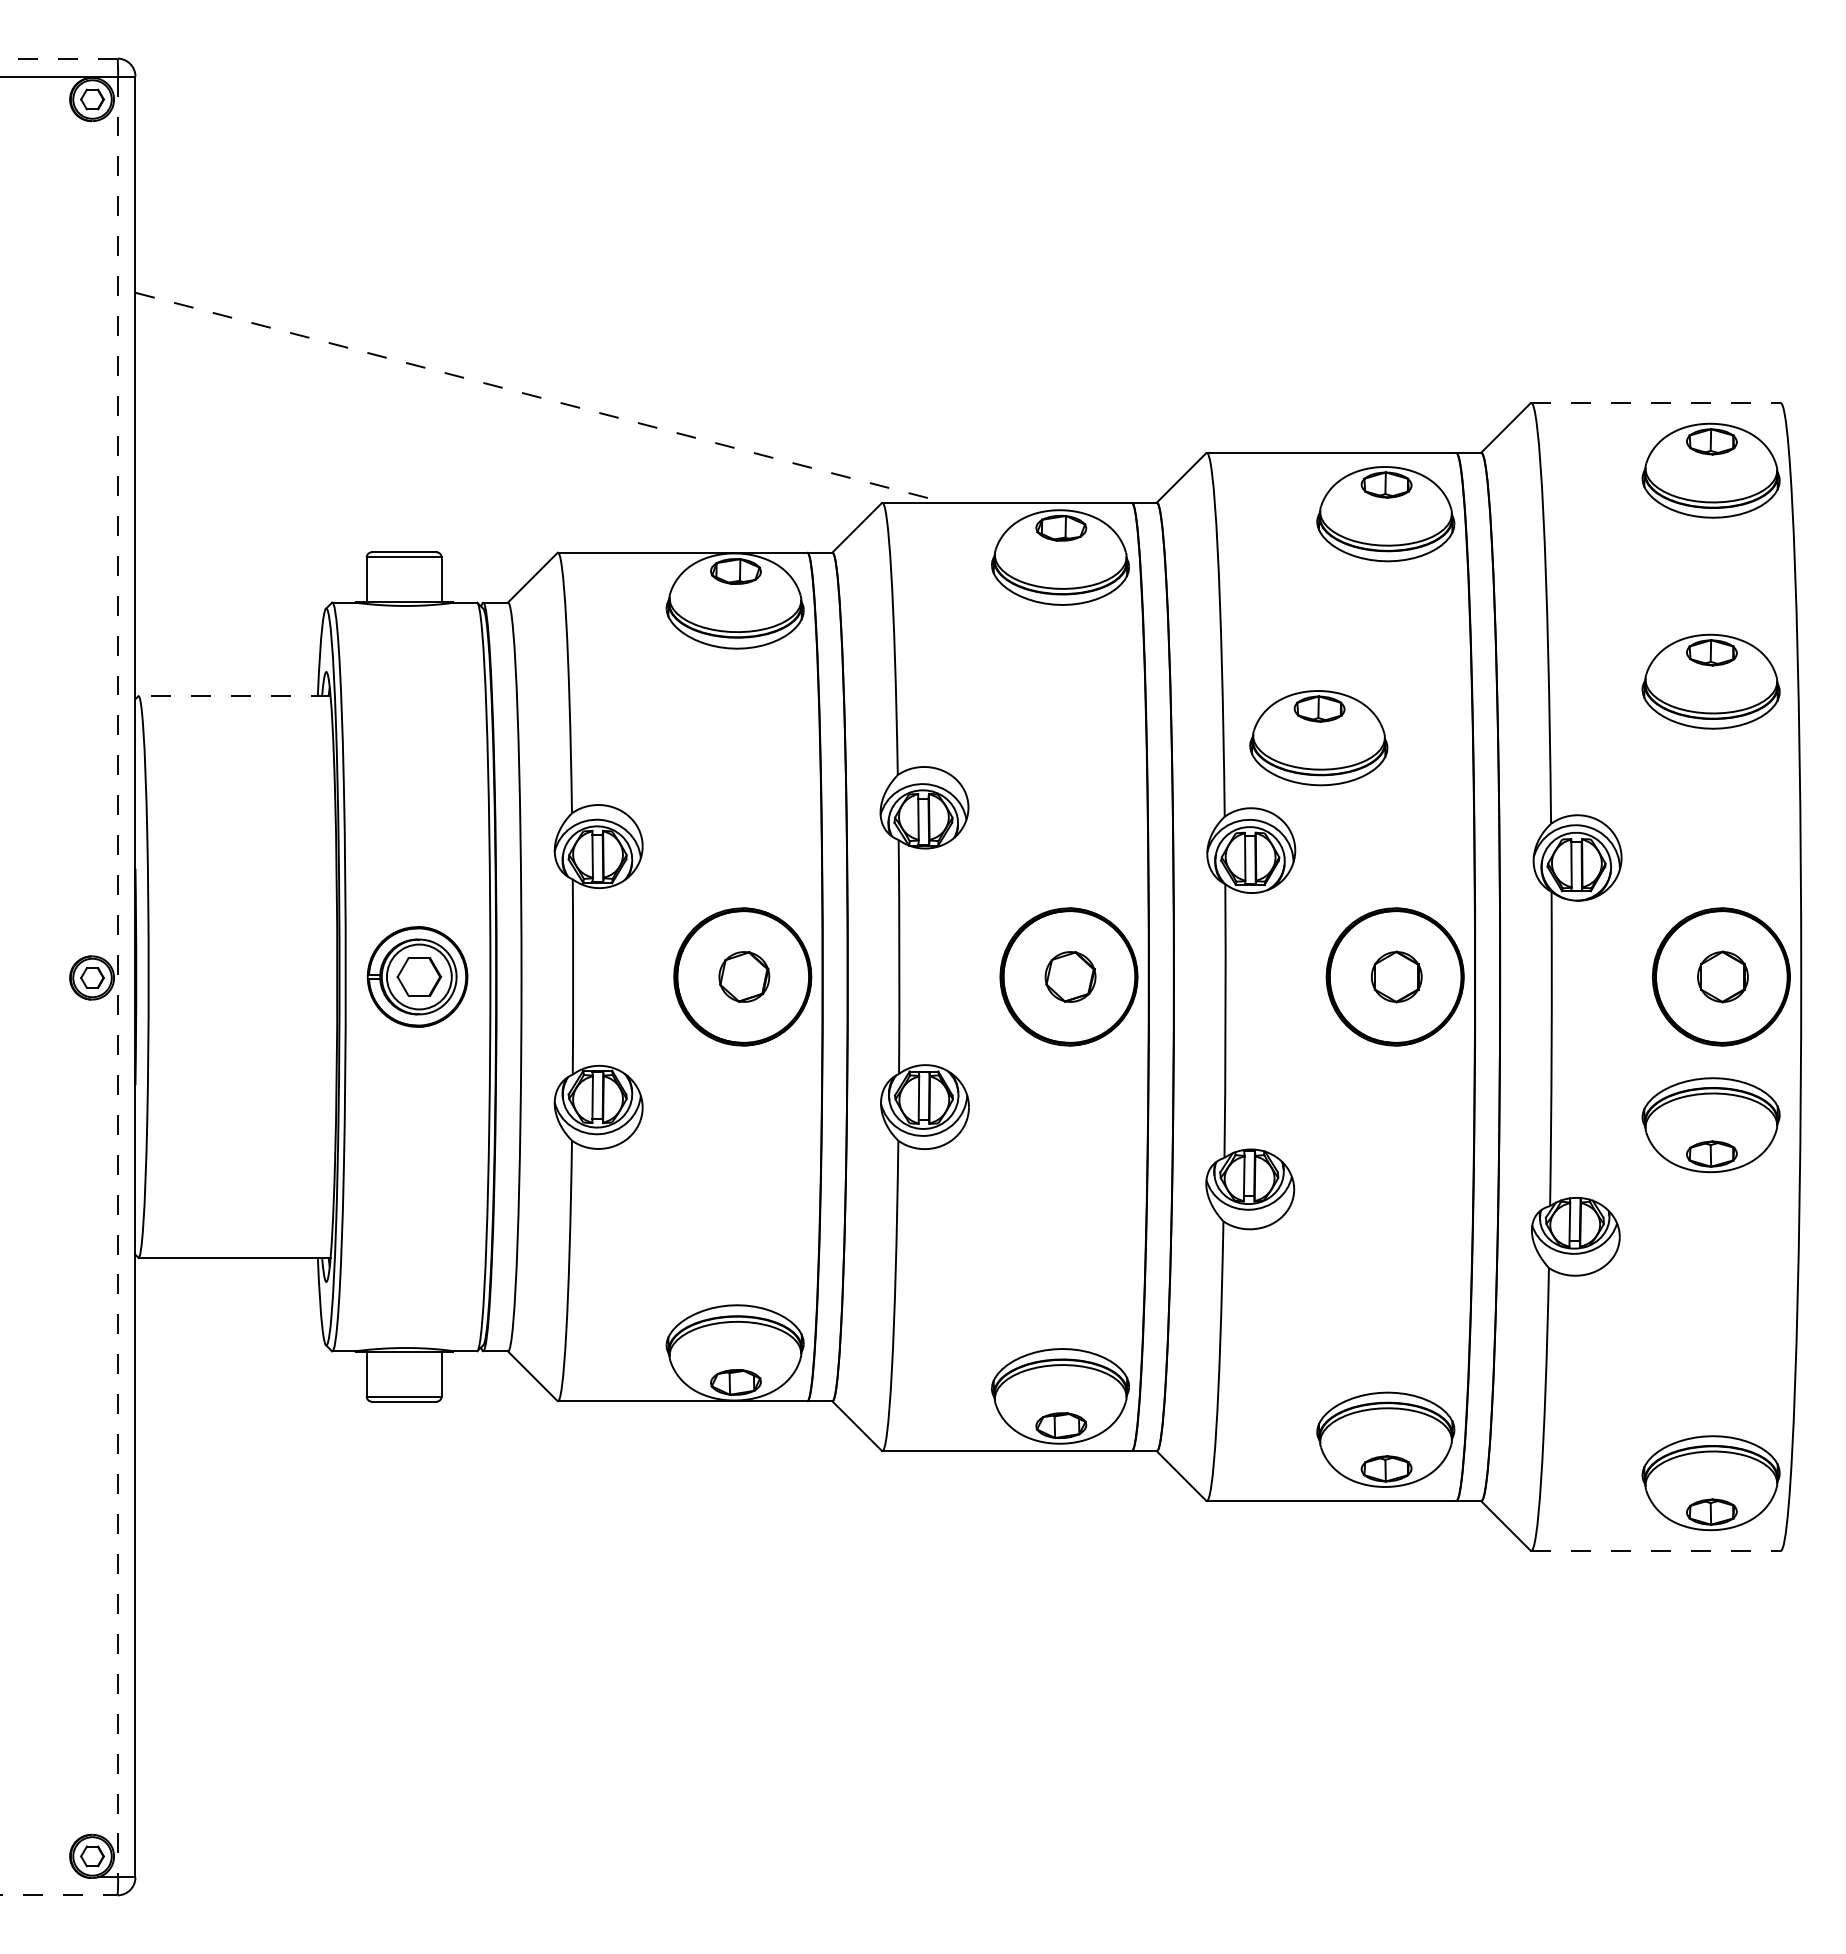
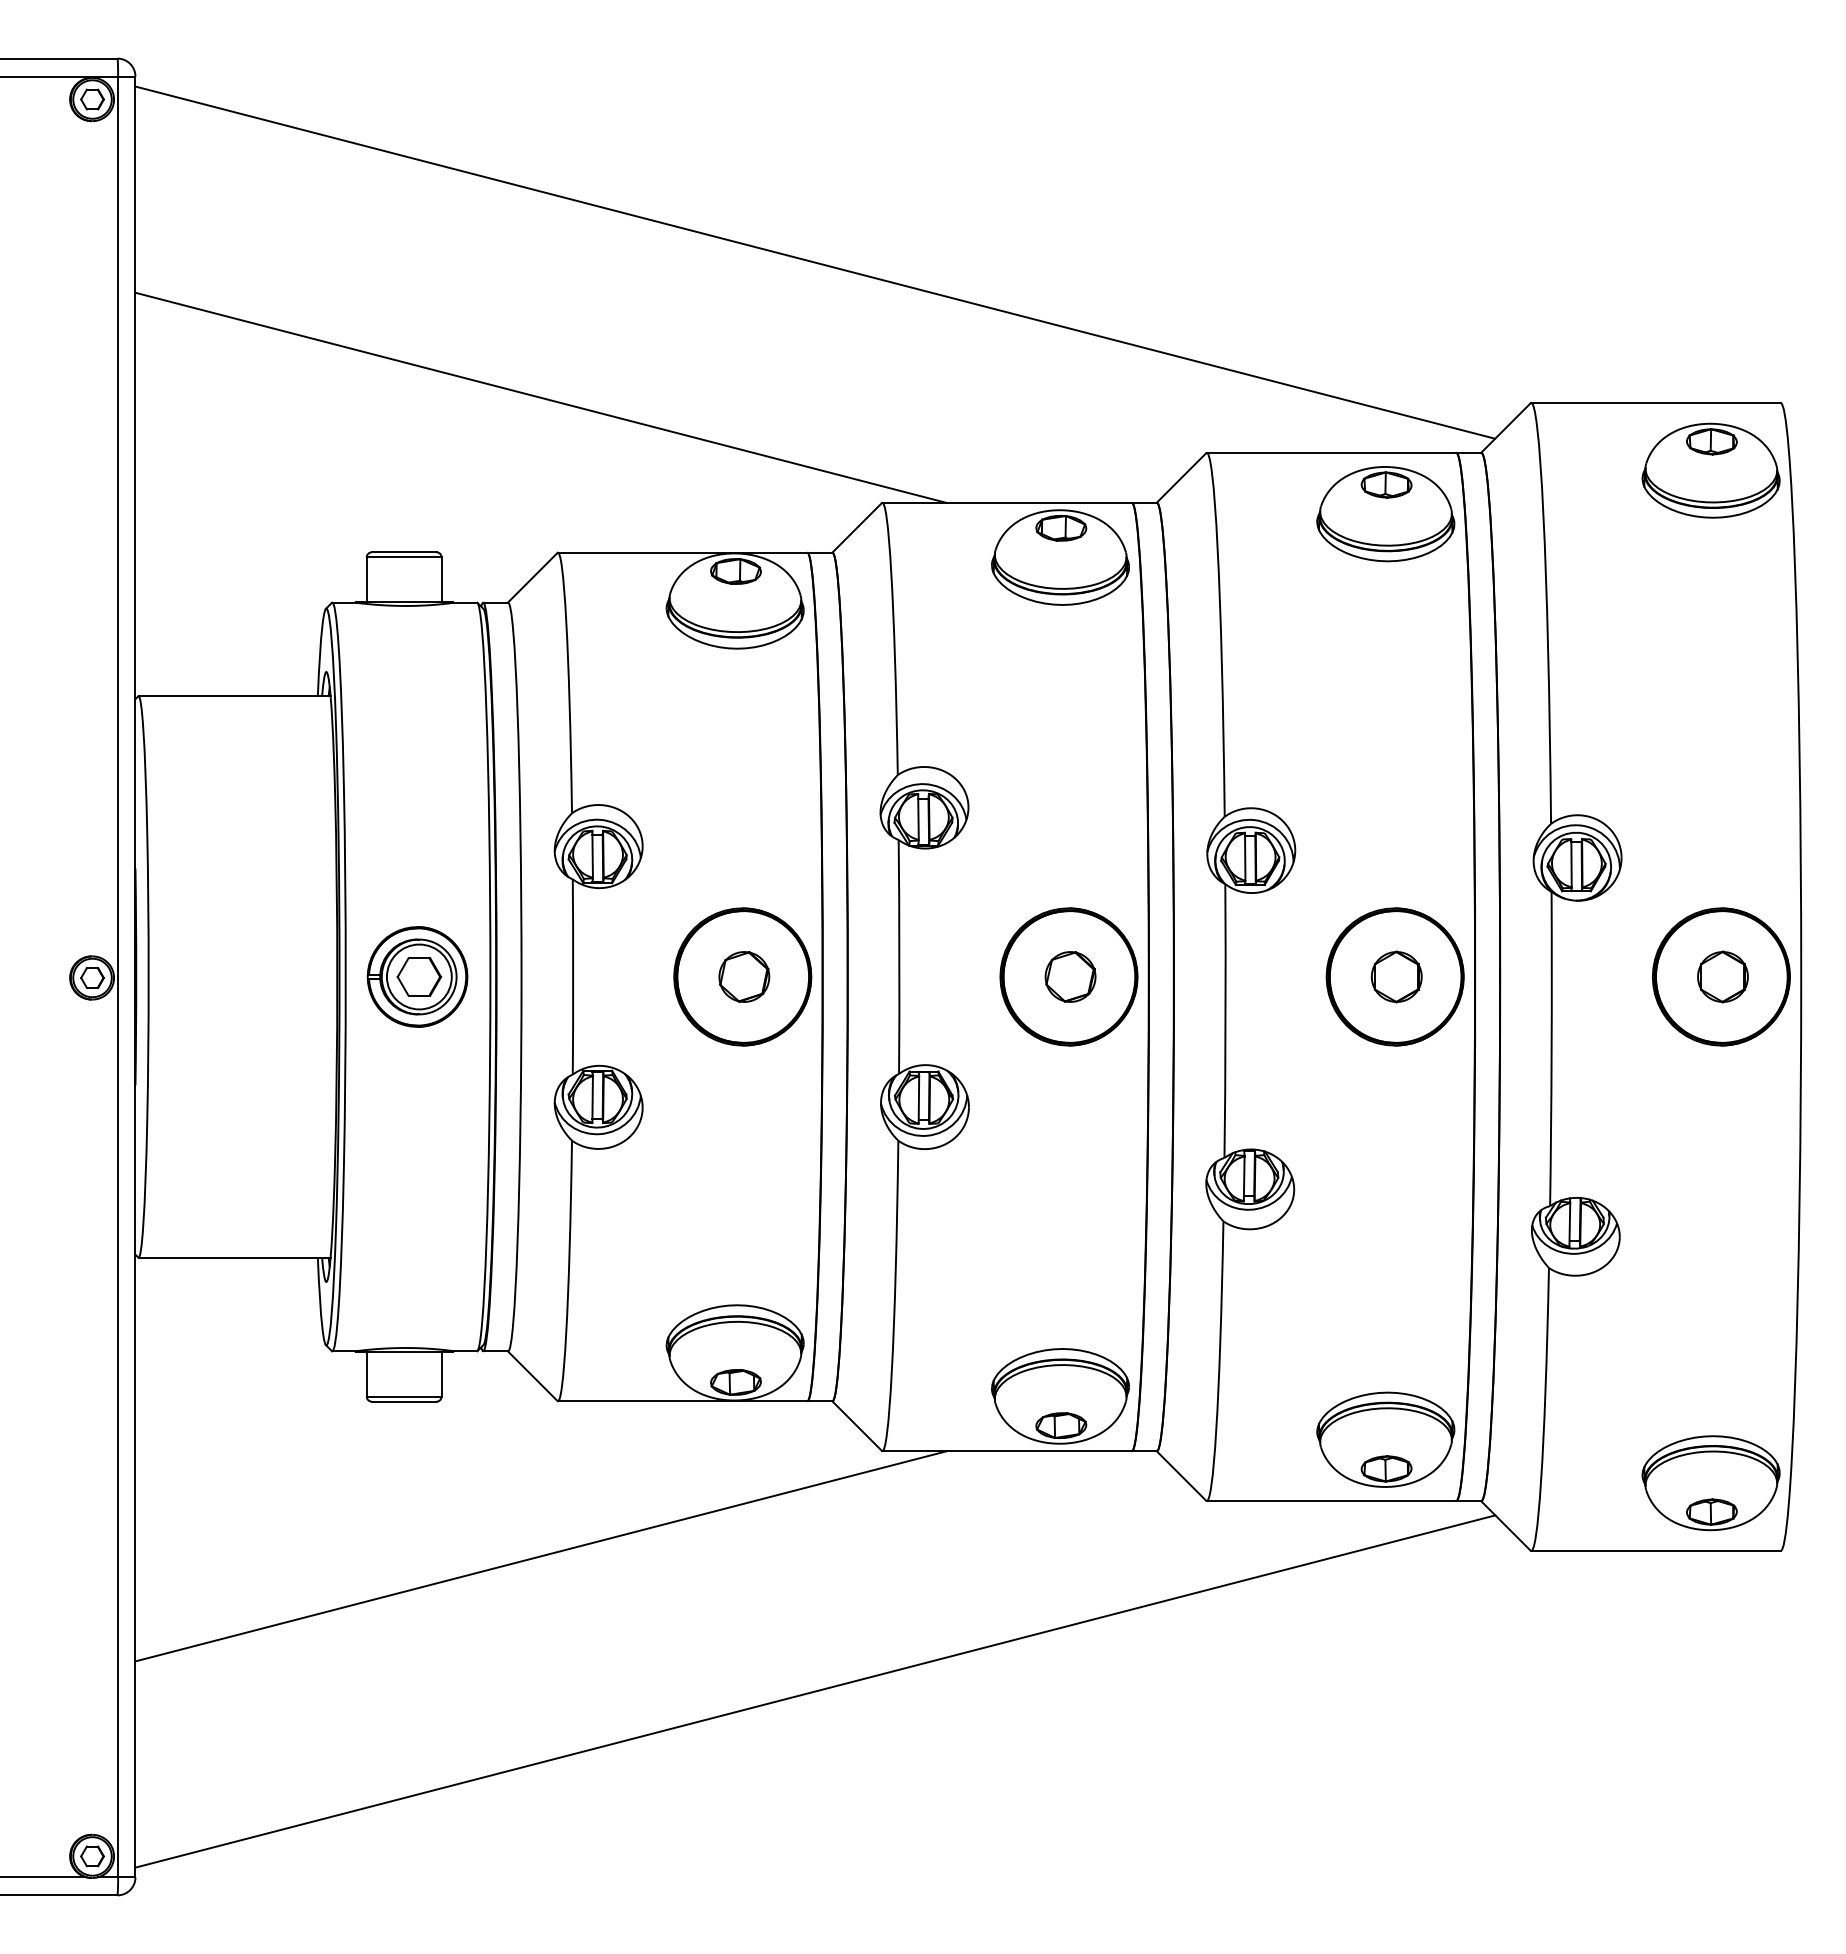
line: dashed -> solid (58, 58)
line: none -> present (815, 262)
line: dashed -> solid (540, 397)
line: dashed -> solid (1655, 403)
part: present -> none (1710, 681)
line: dashed -> solid (234, 696)
part: present -> none (1318, 738)
line: dashed -> solid (118, 977)
part: present -> none (1710, 1125)
line: dashed -> solid (1655, 1550)
line: none -> present (541, 1556)
line: none -> present (815, 1691)
line: none -> present (44, 1877)
line: dashed -> solid (59, 1895)
